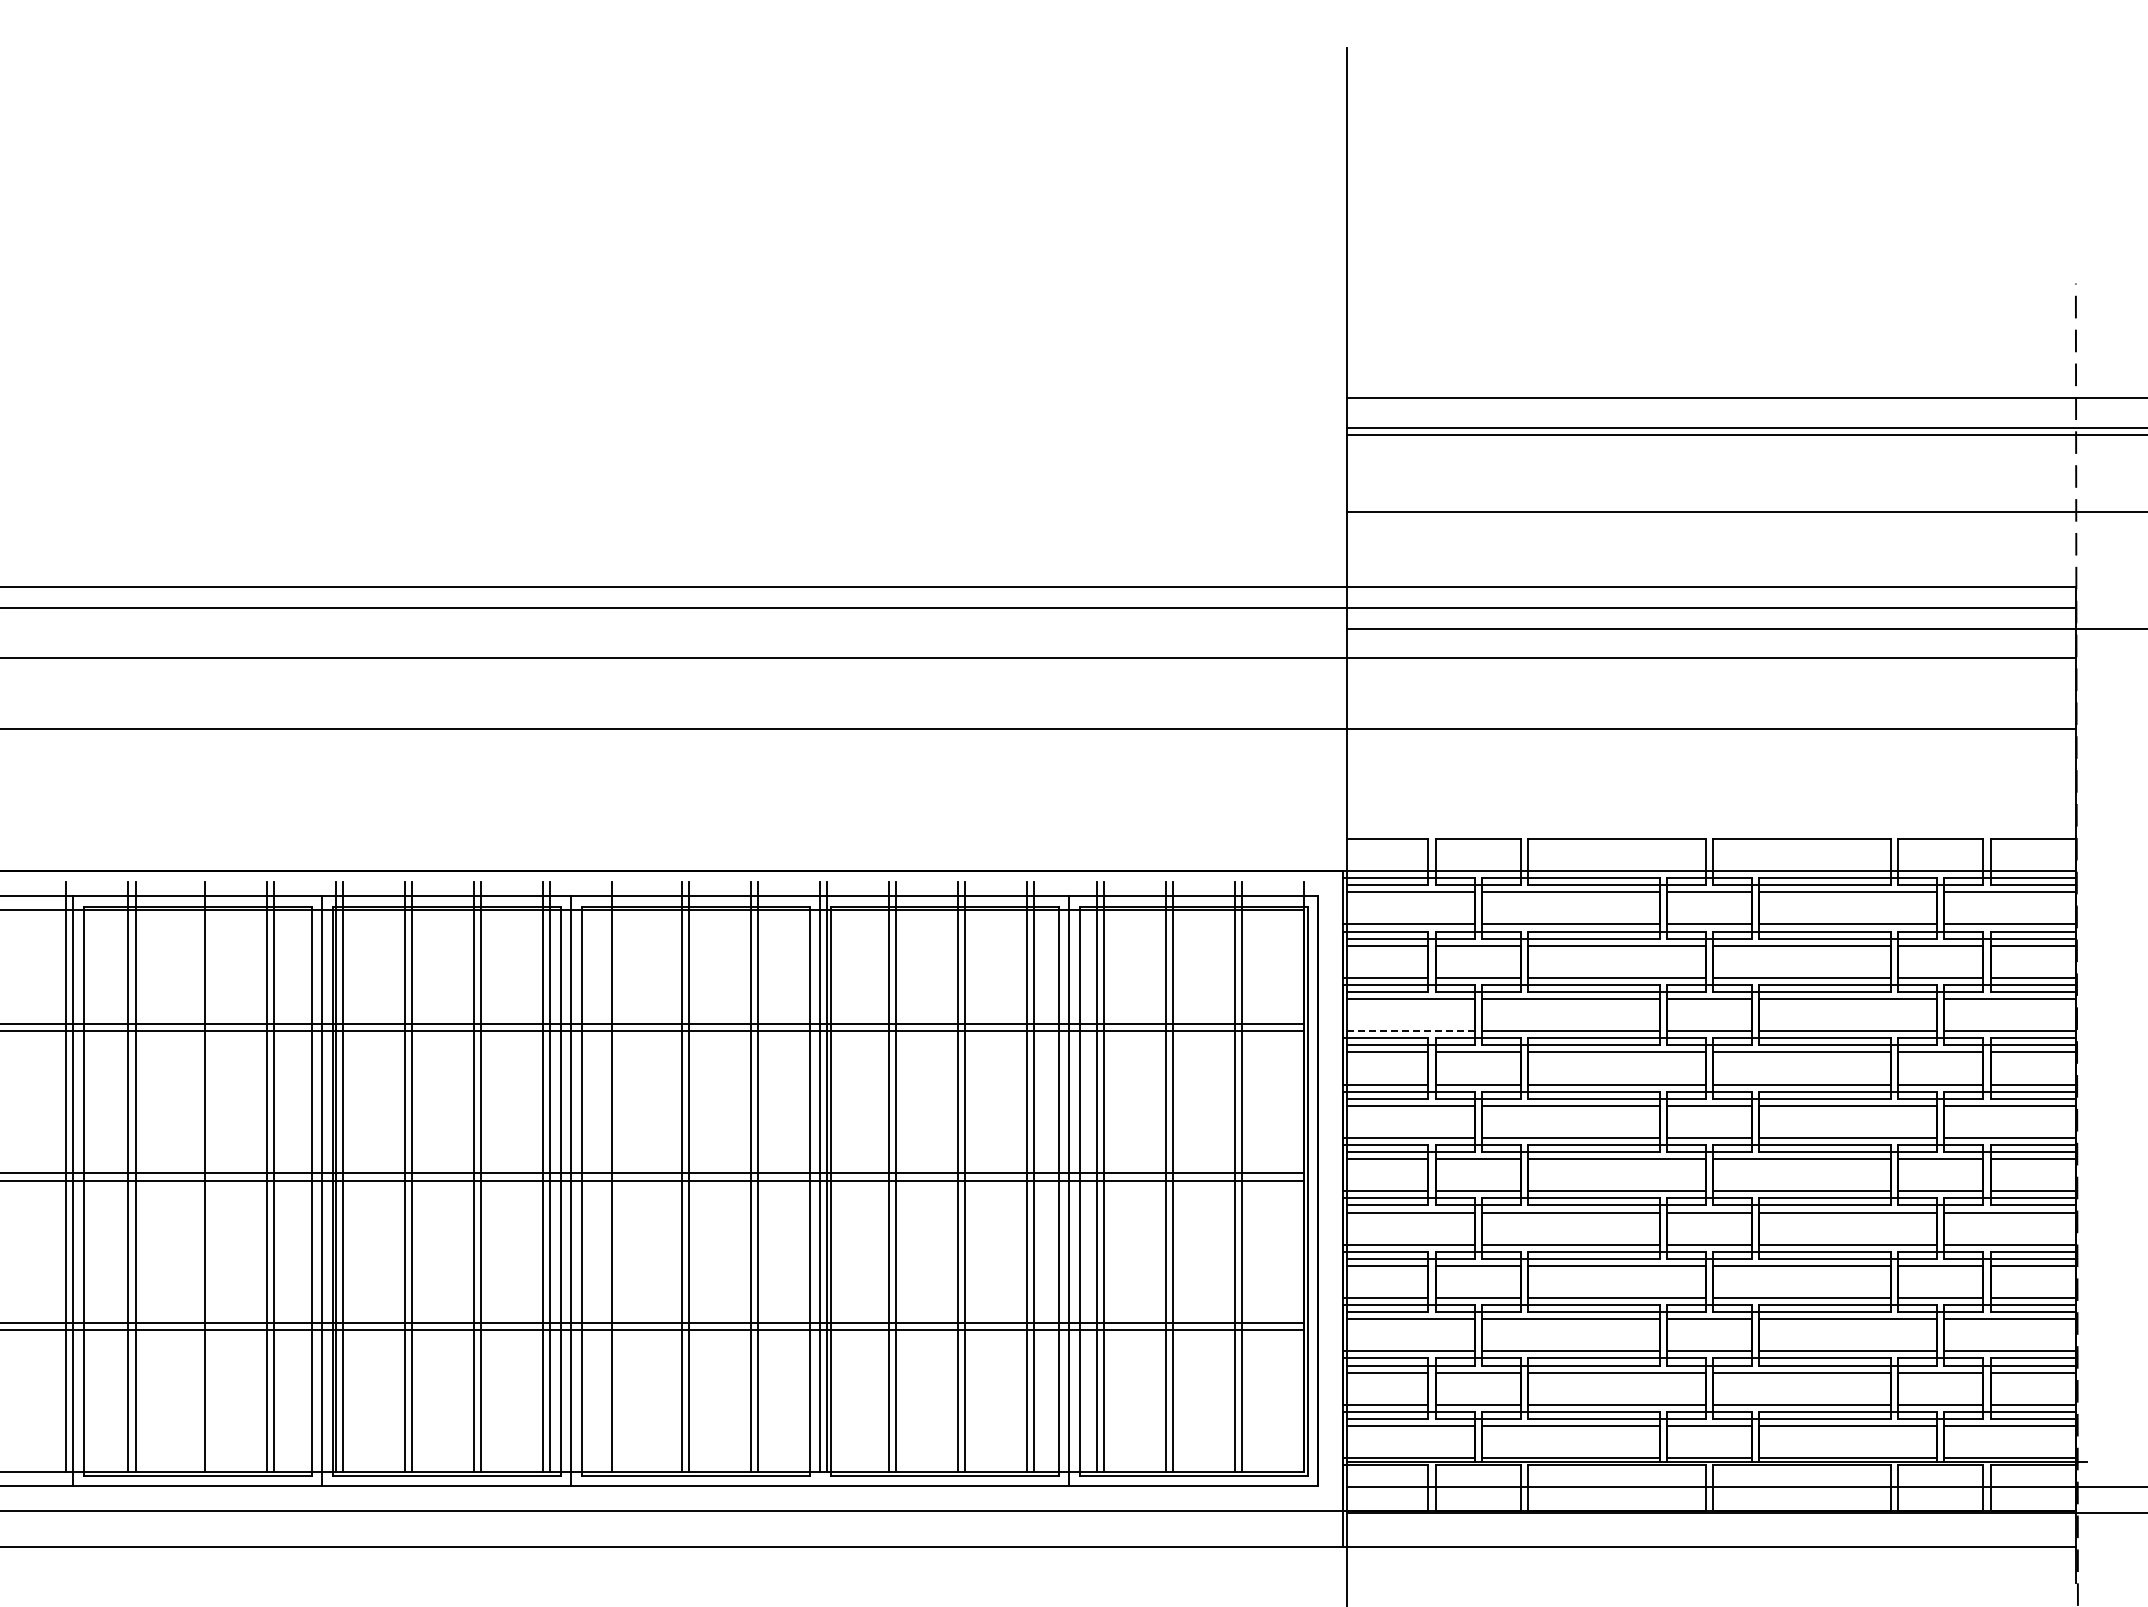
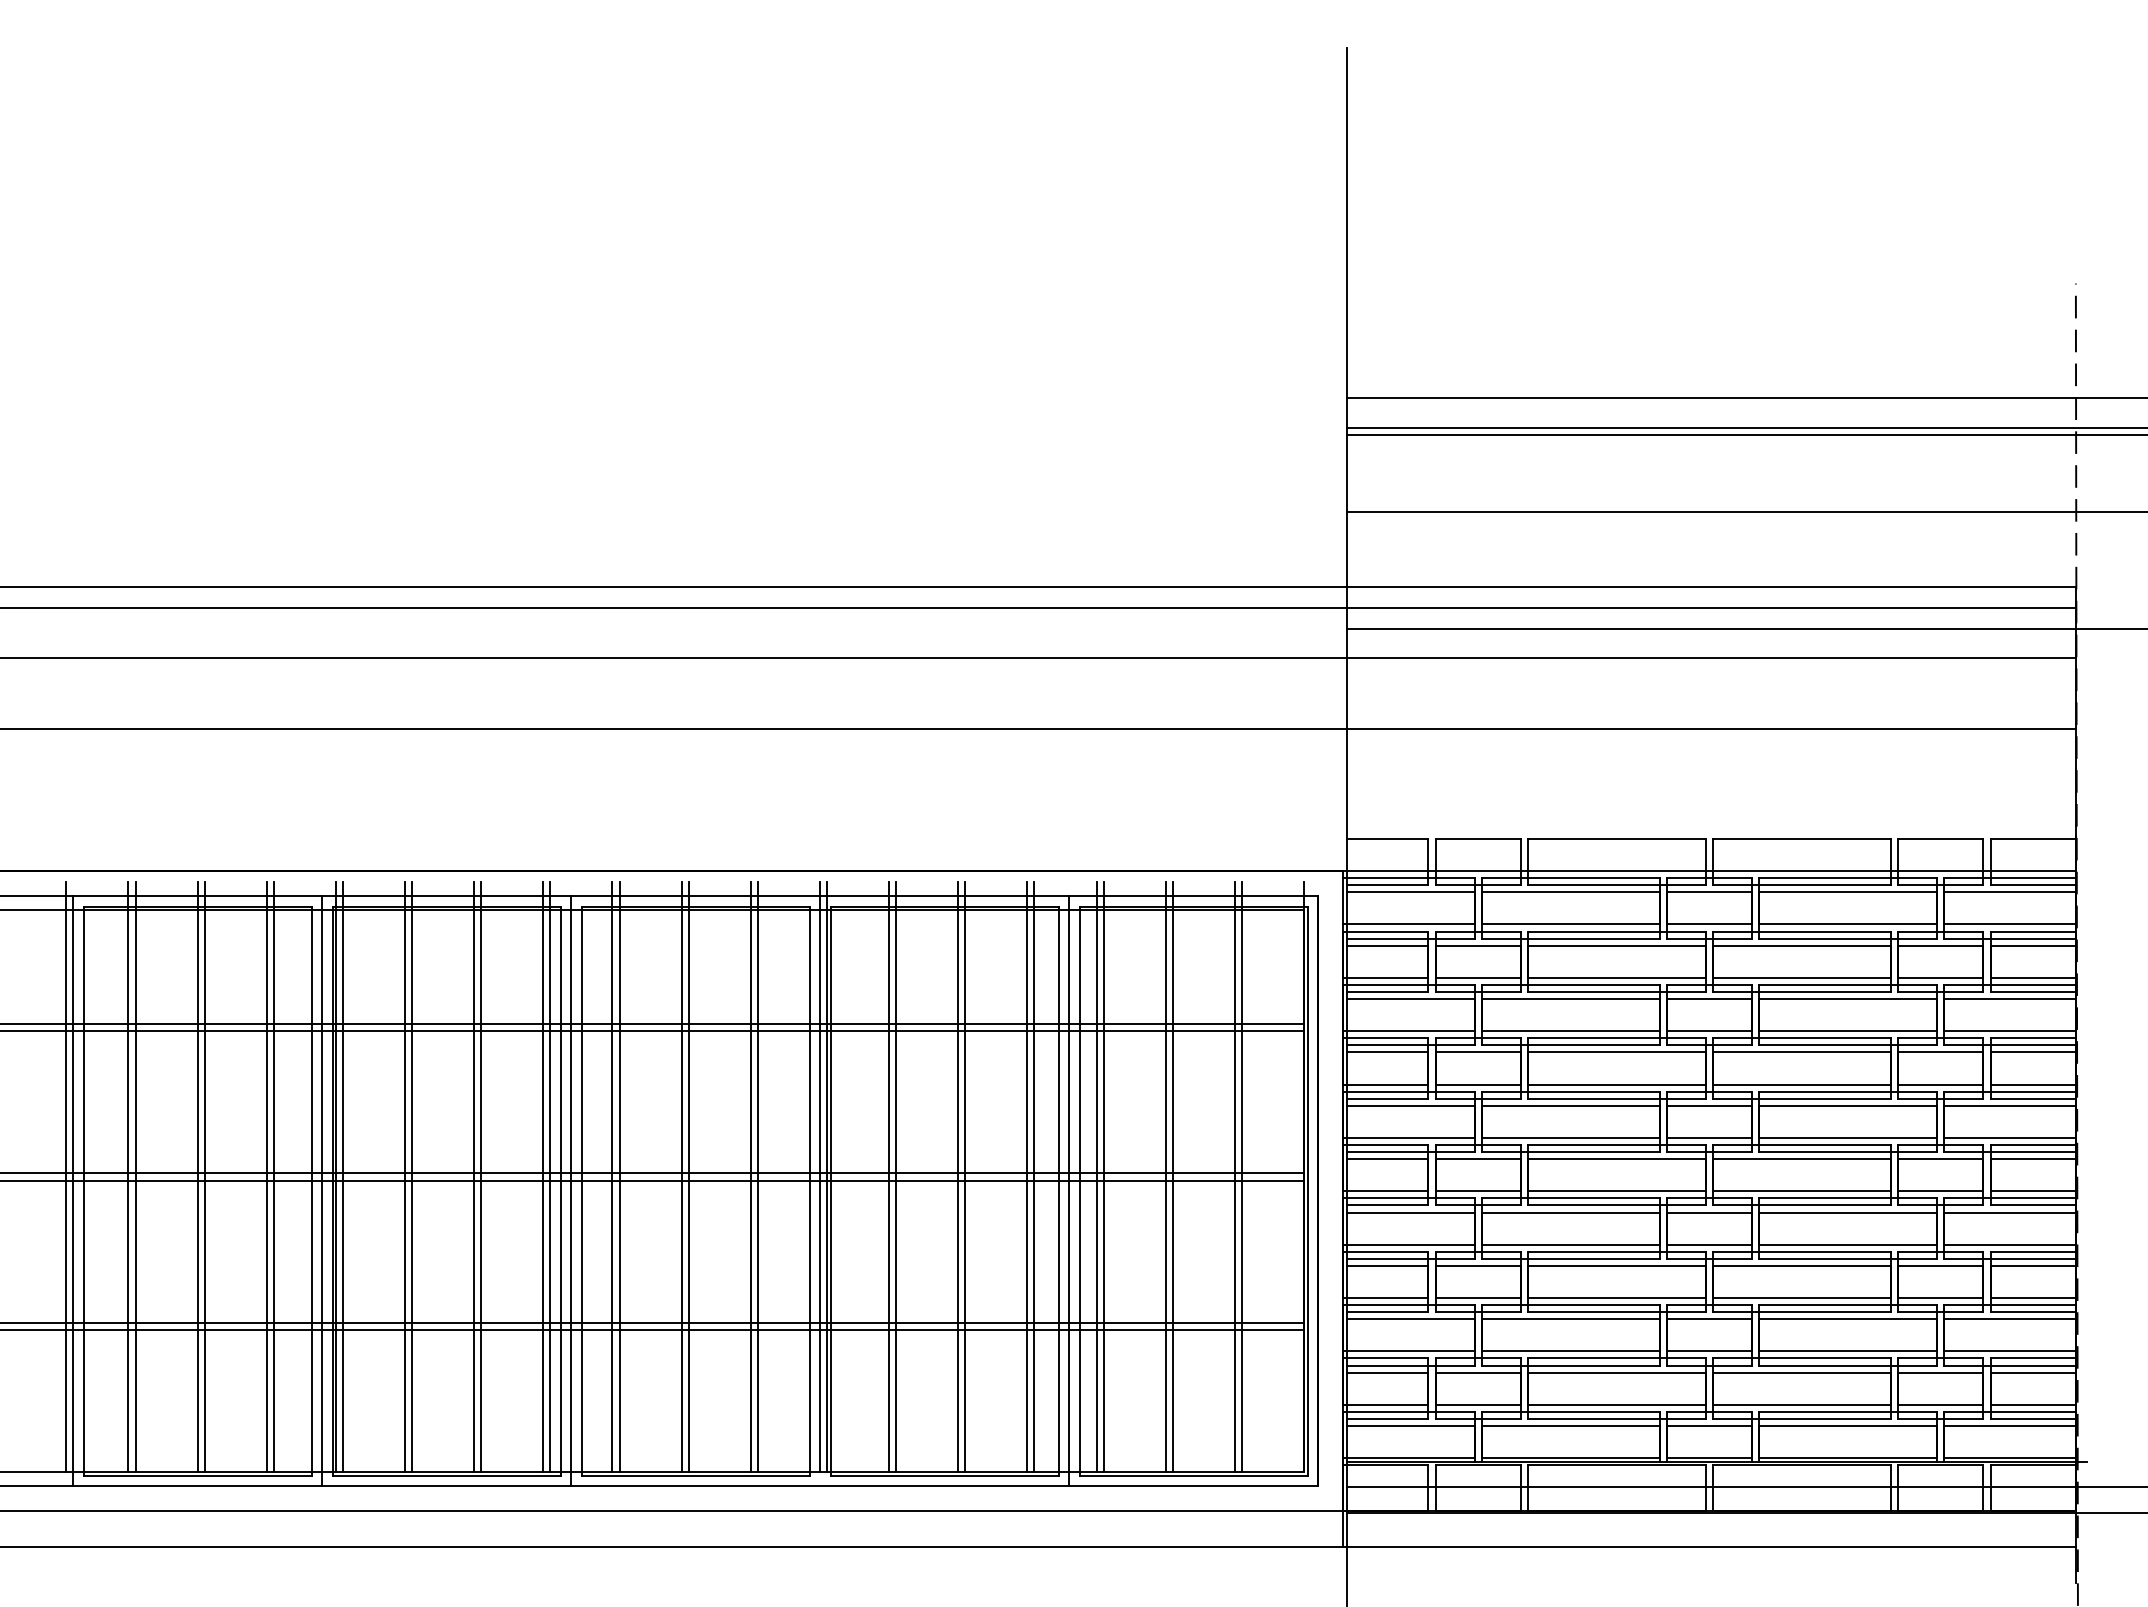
line: dashed -> solid (1408, 1031)
line: none -> present (197, 1176)
line: none -> present (619, 1176)
